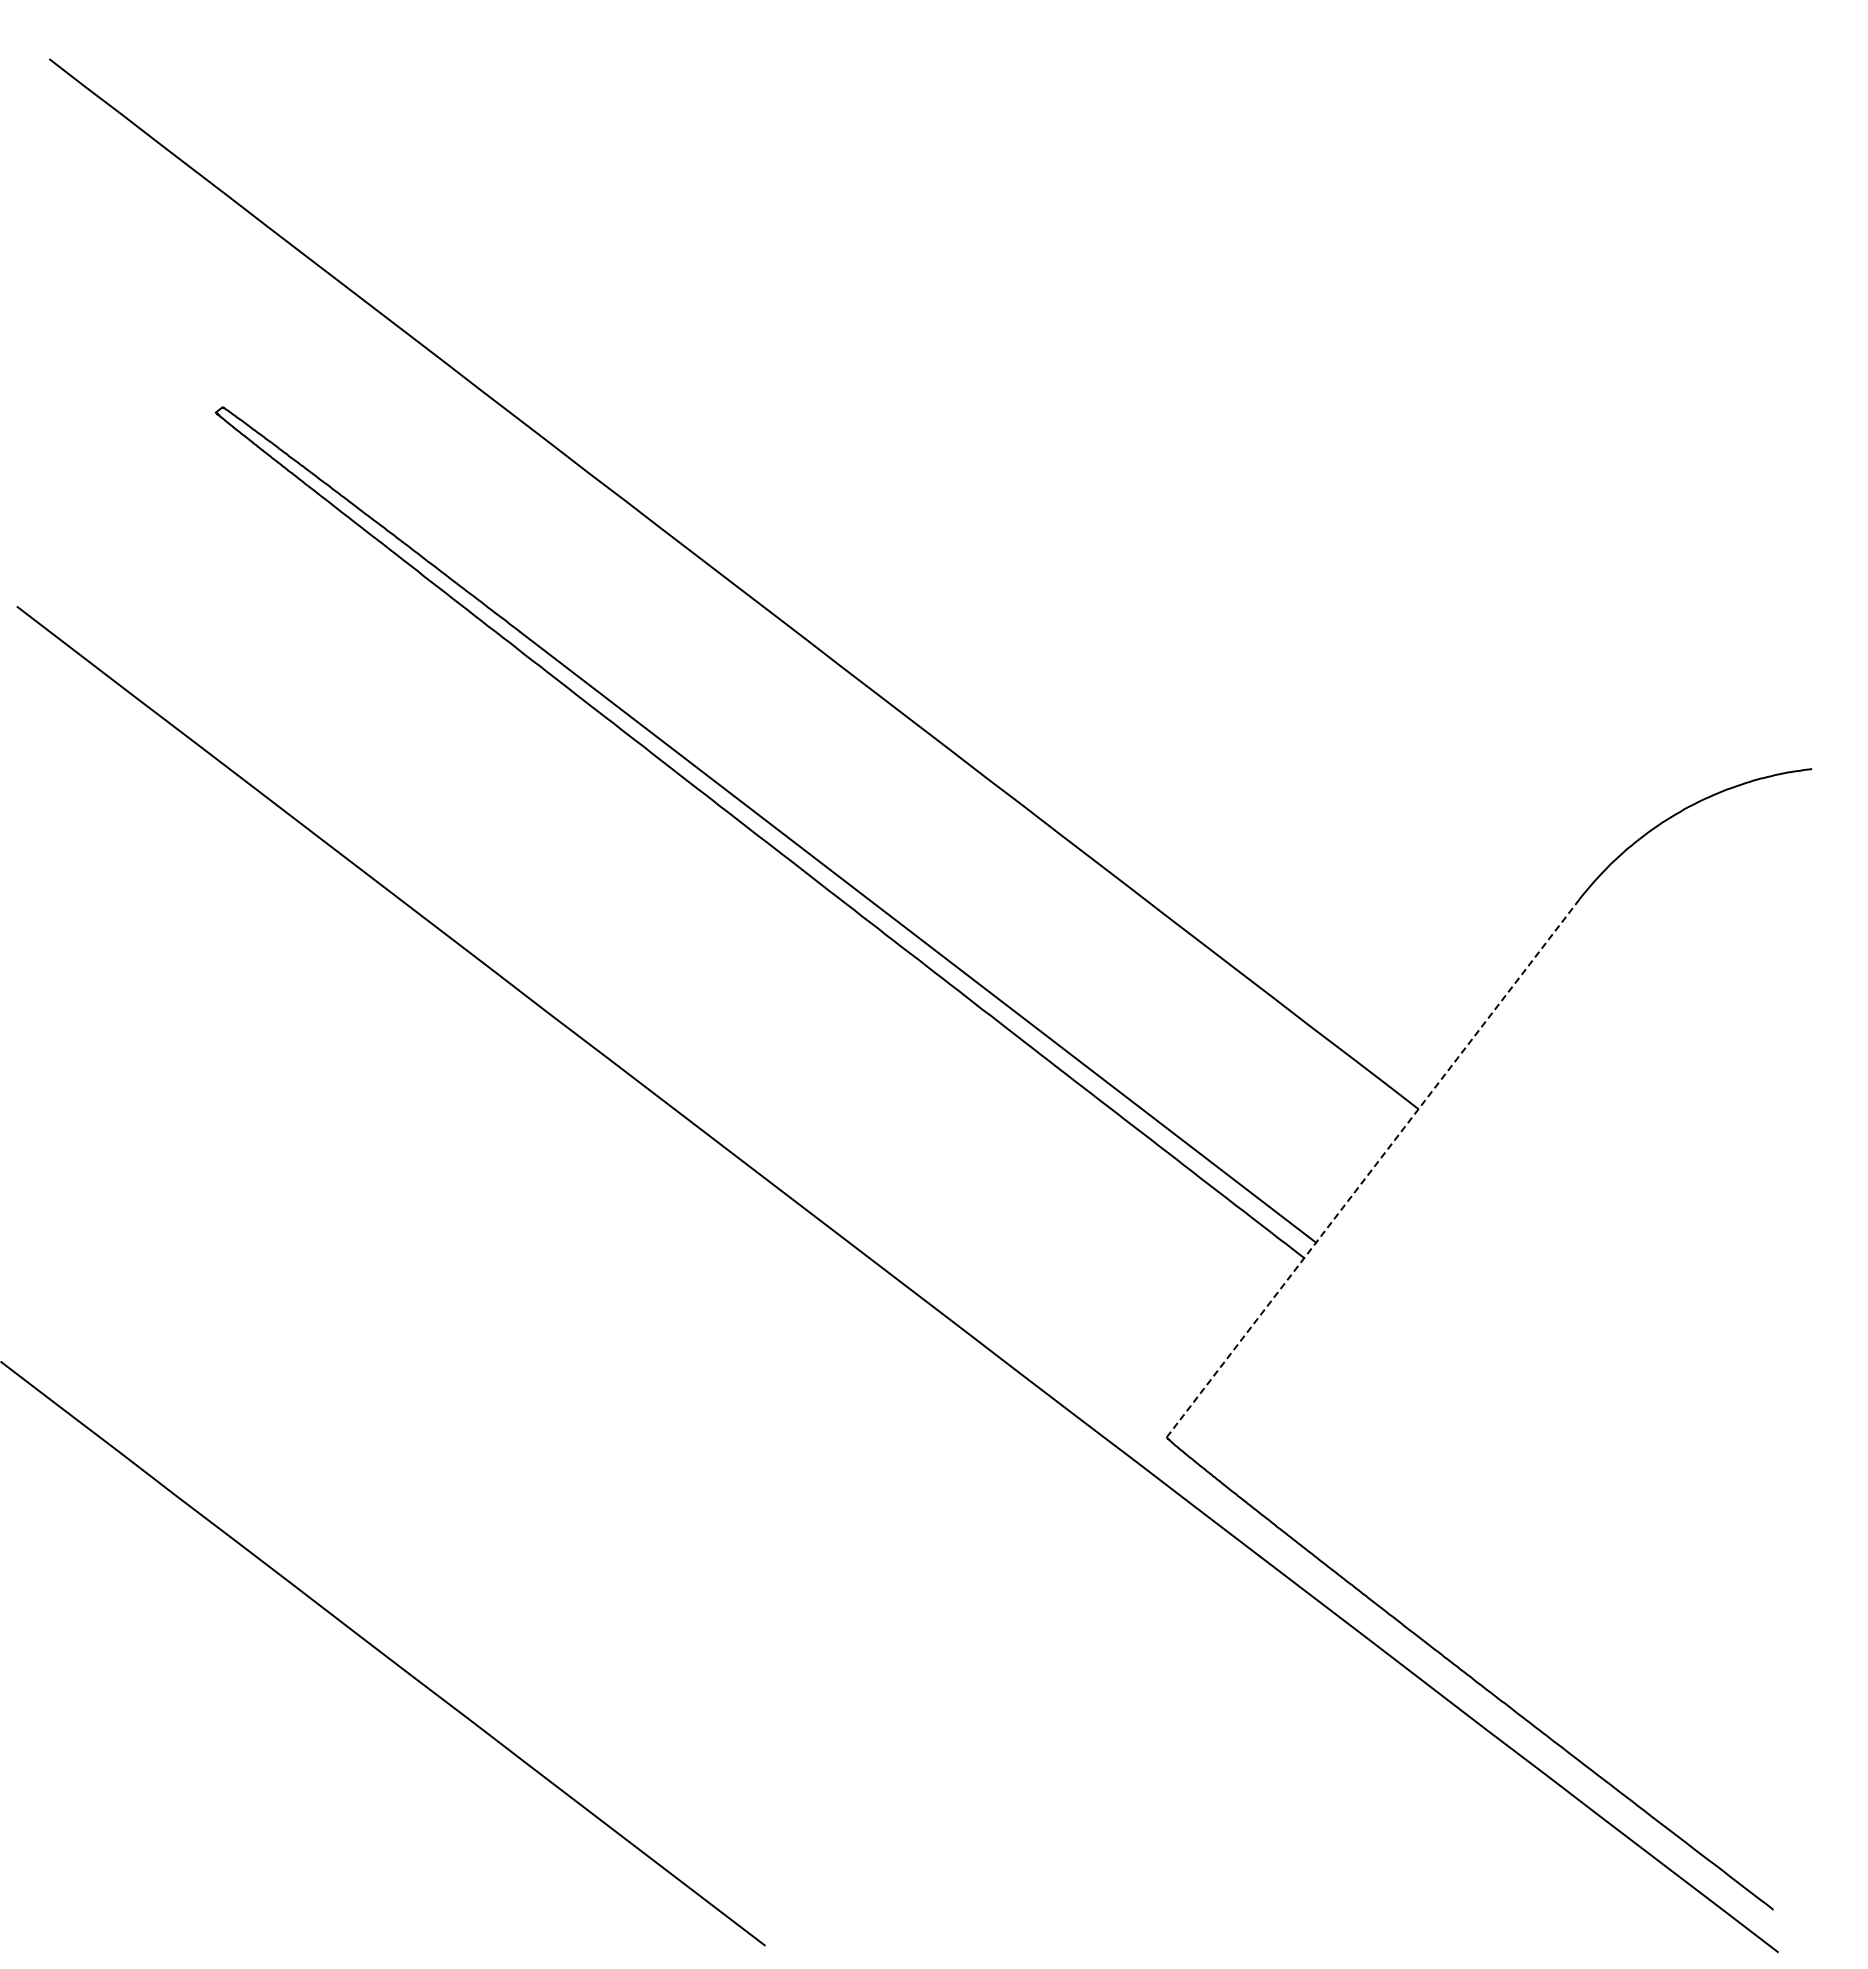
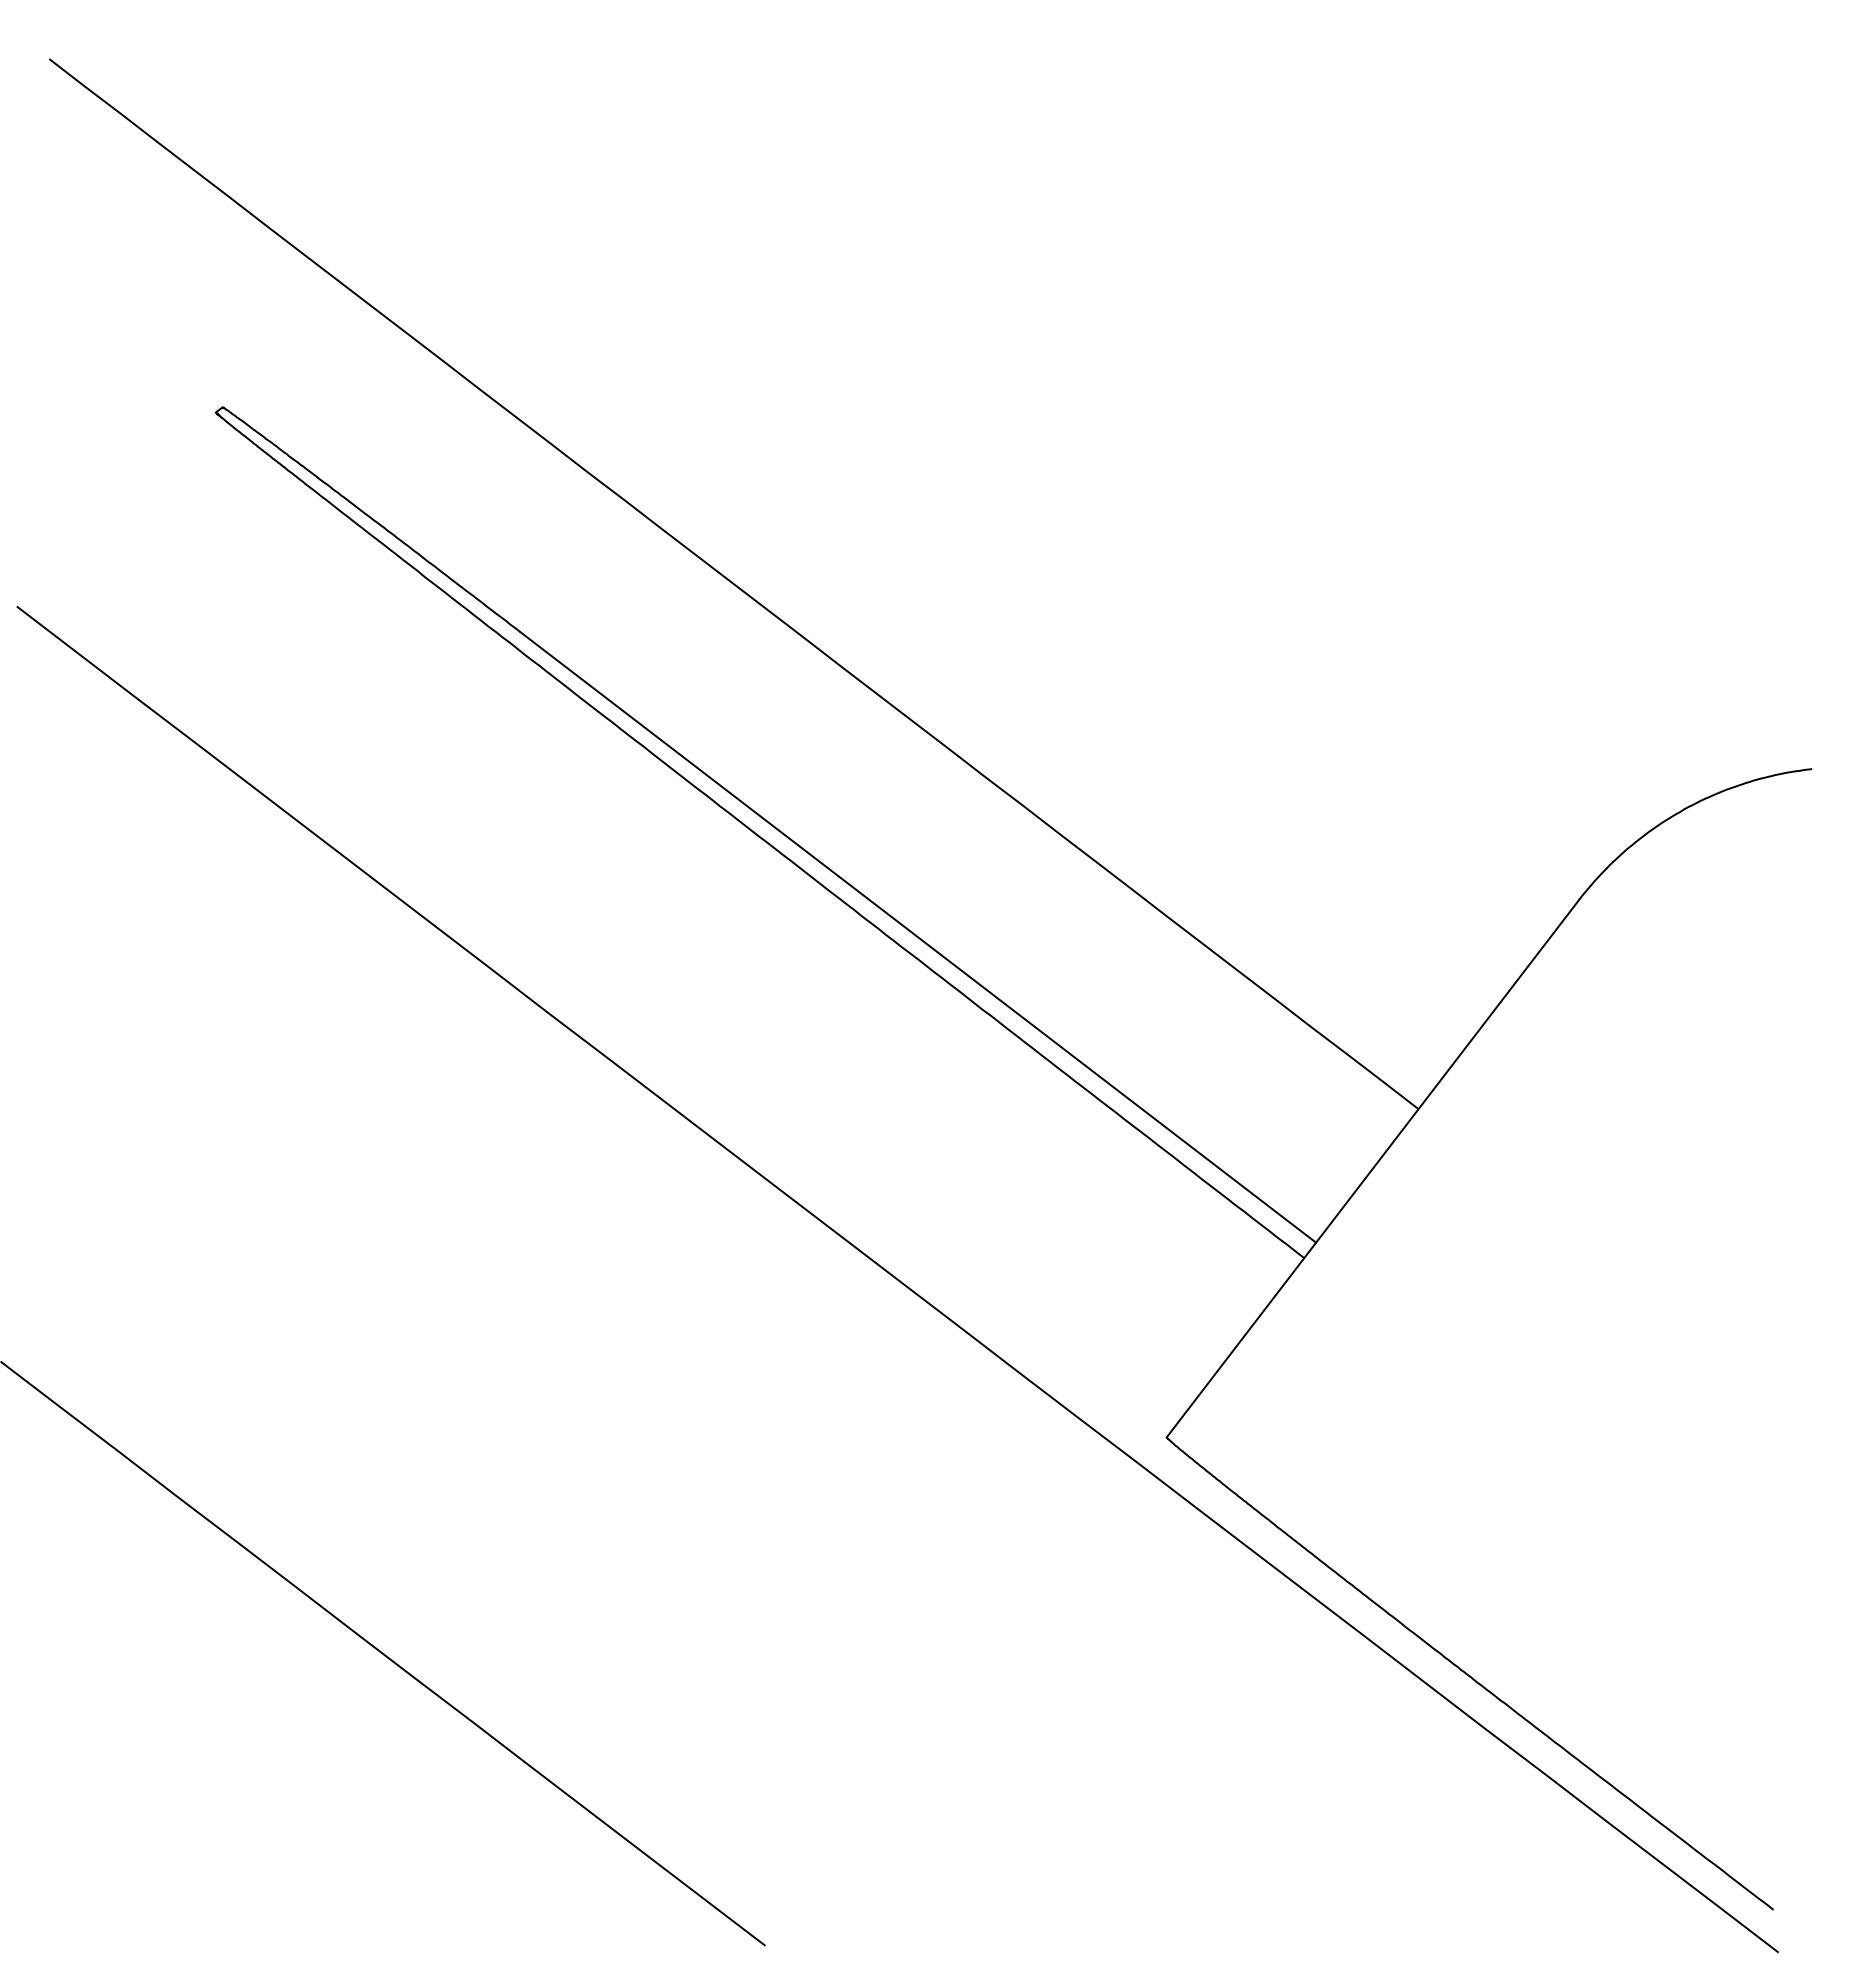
line: dashed -> solid (1372, 1168)
